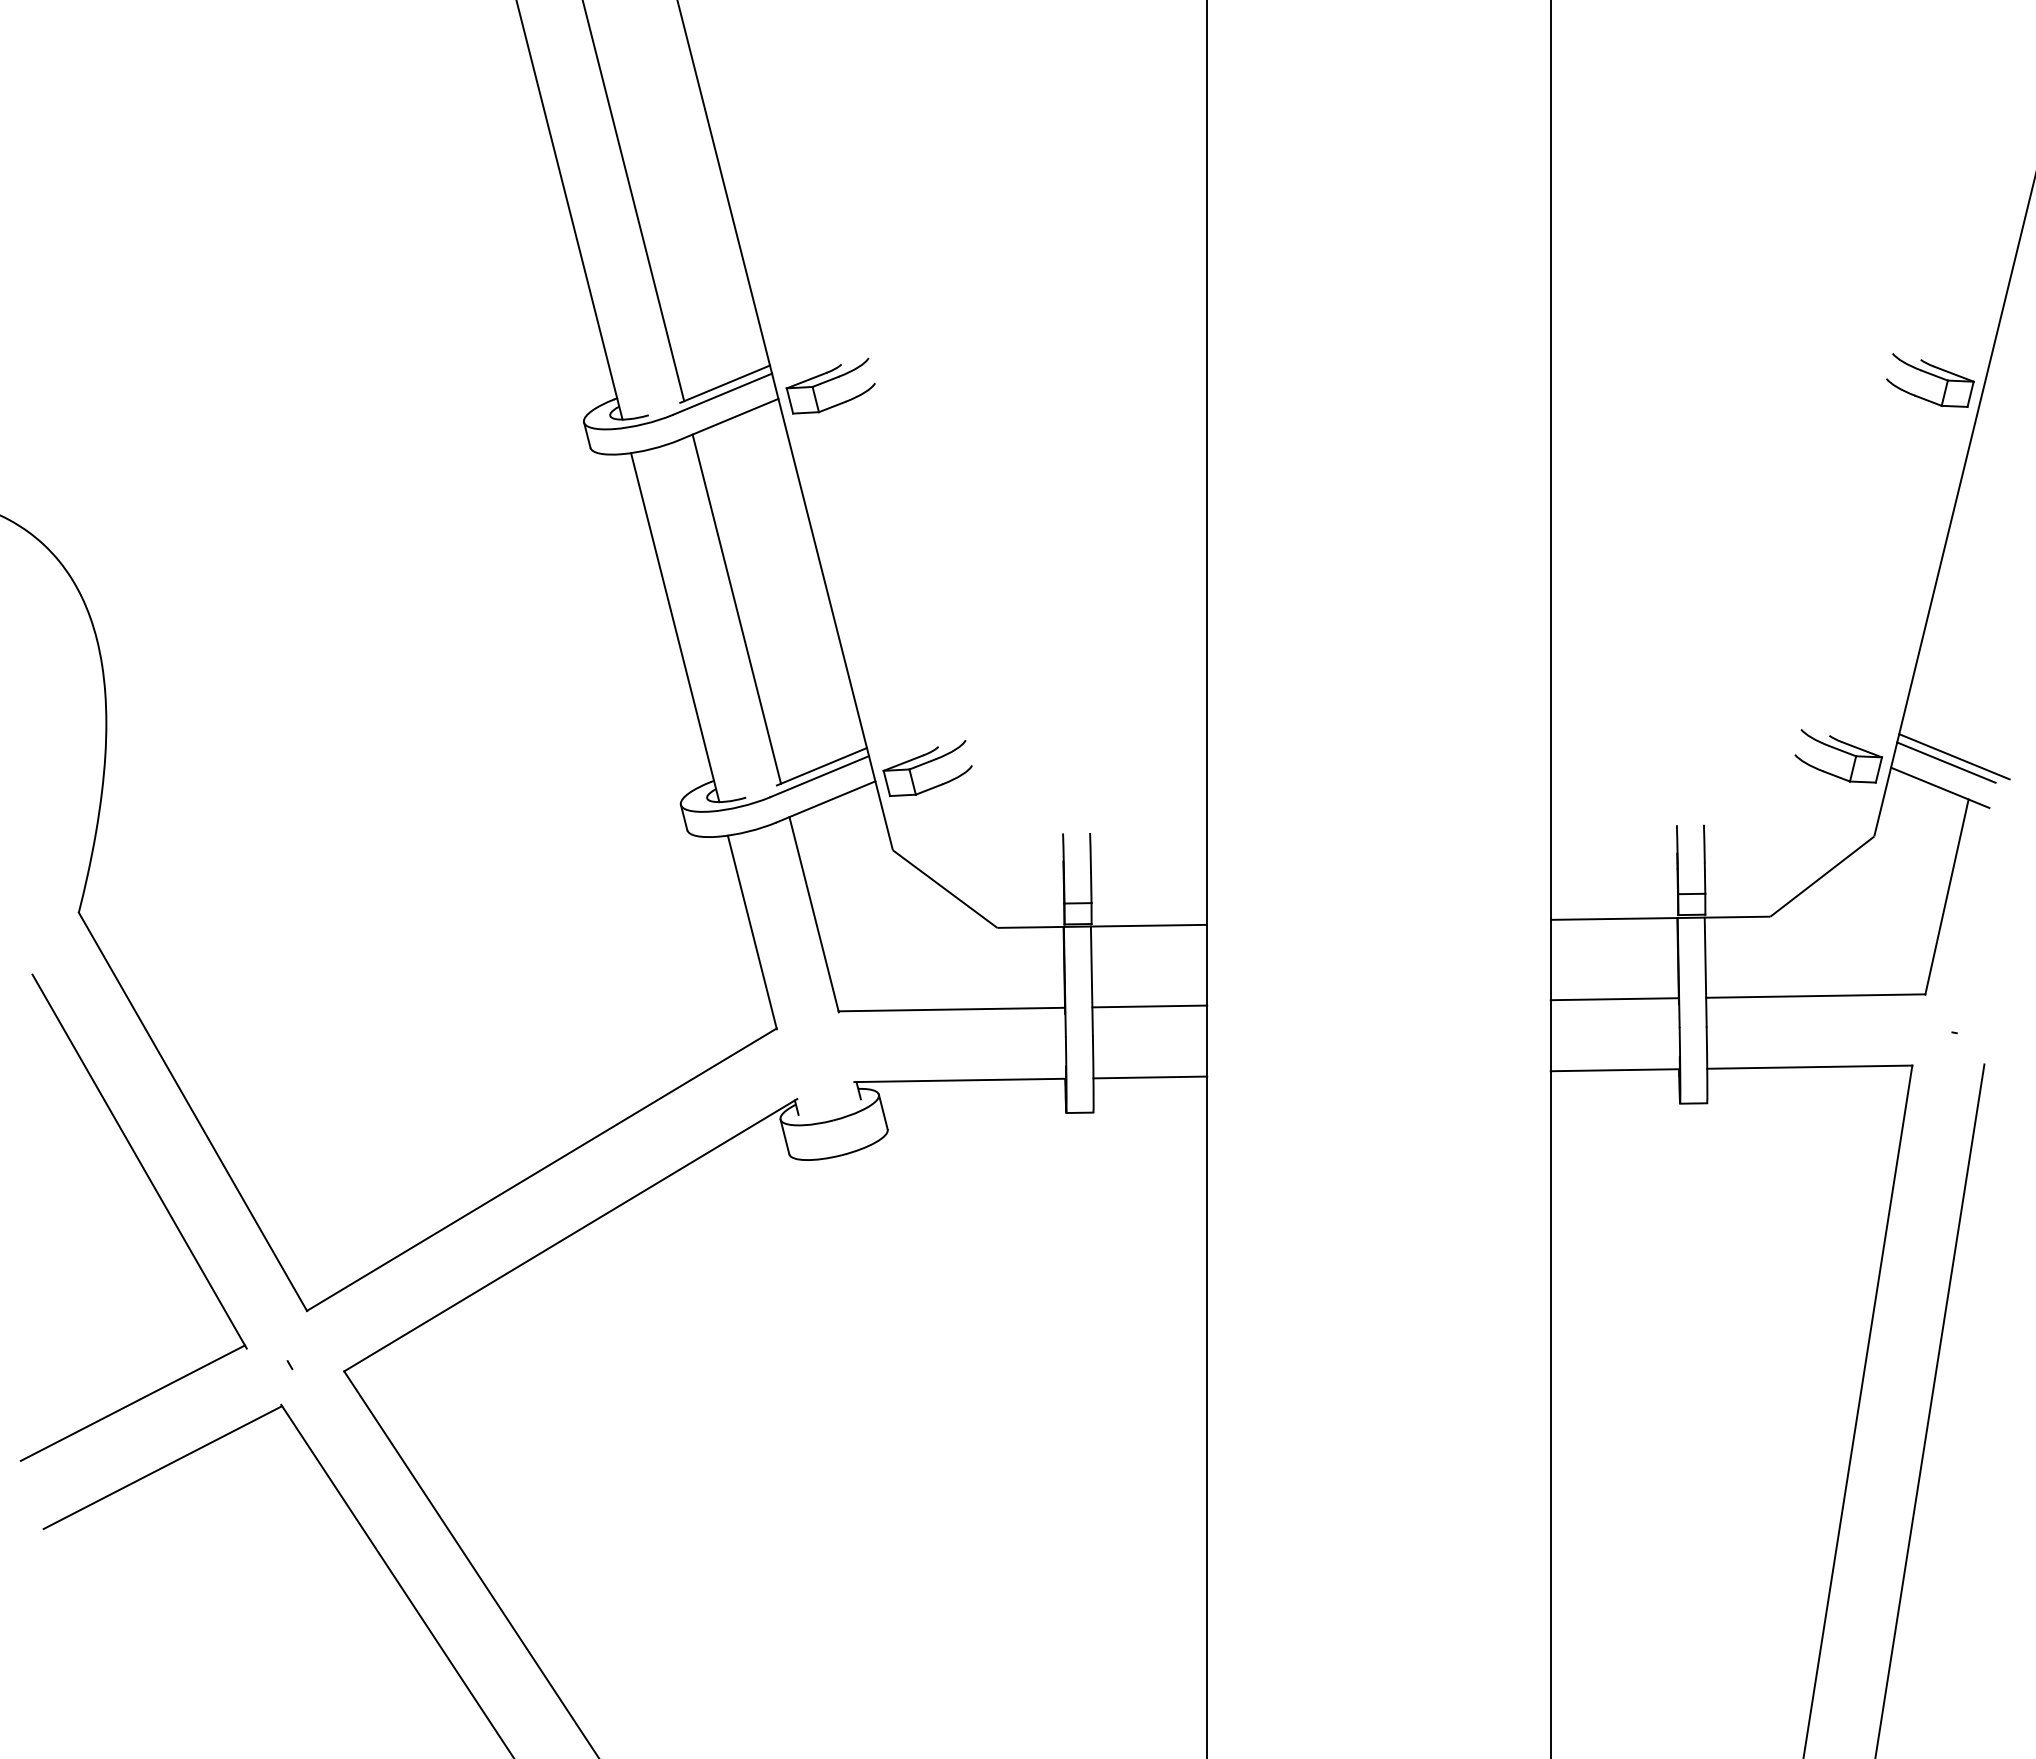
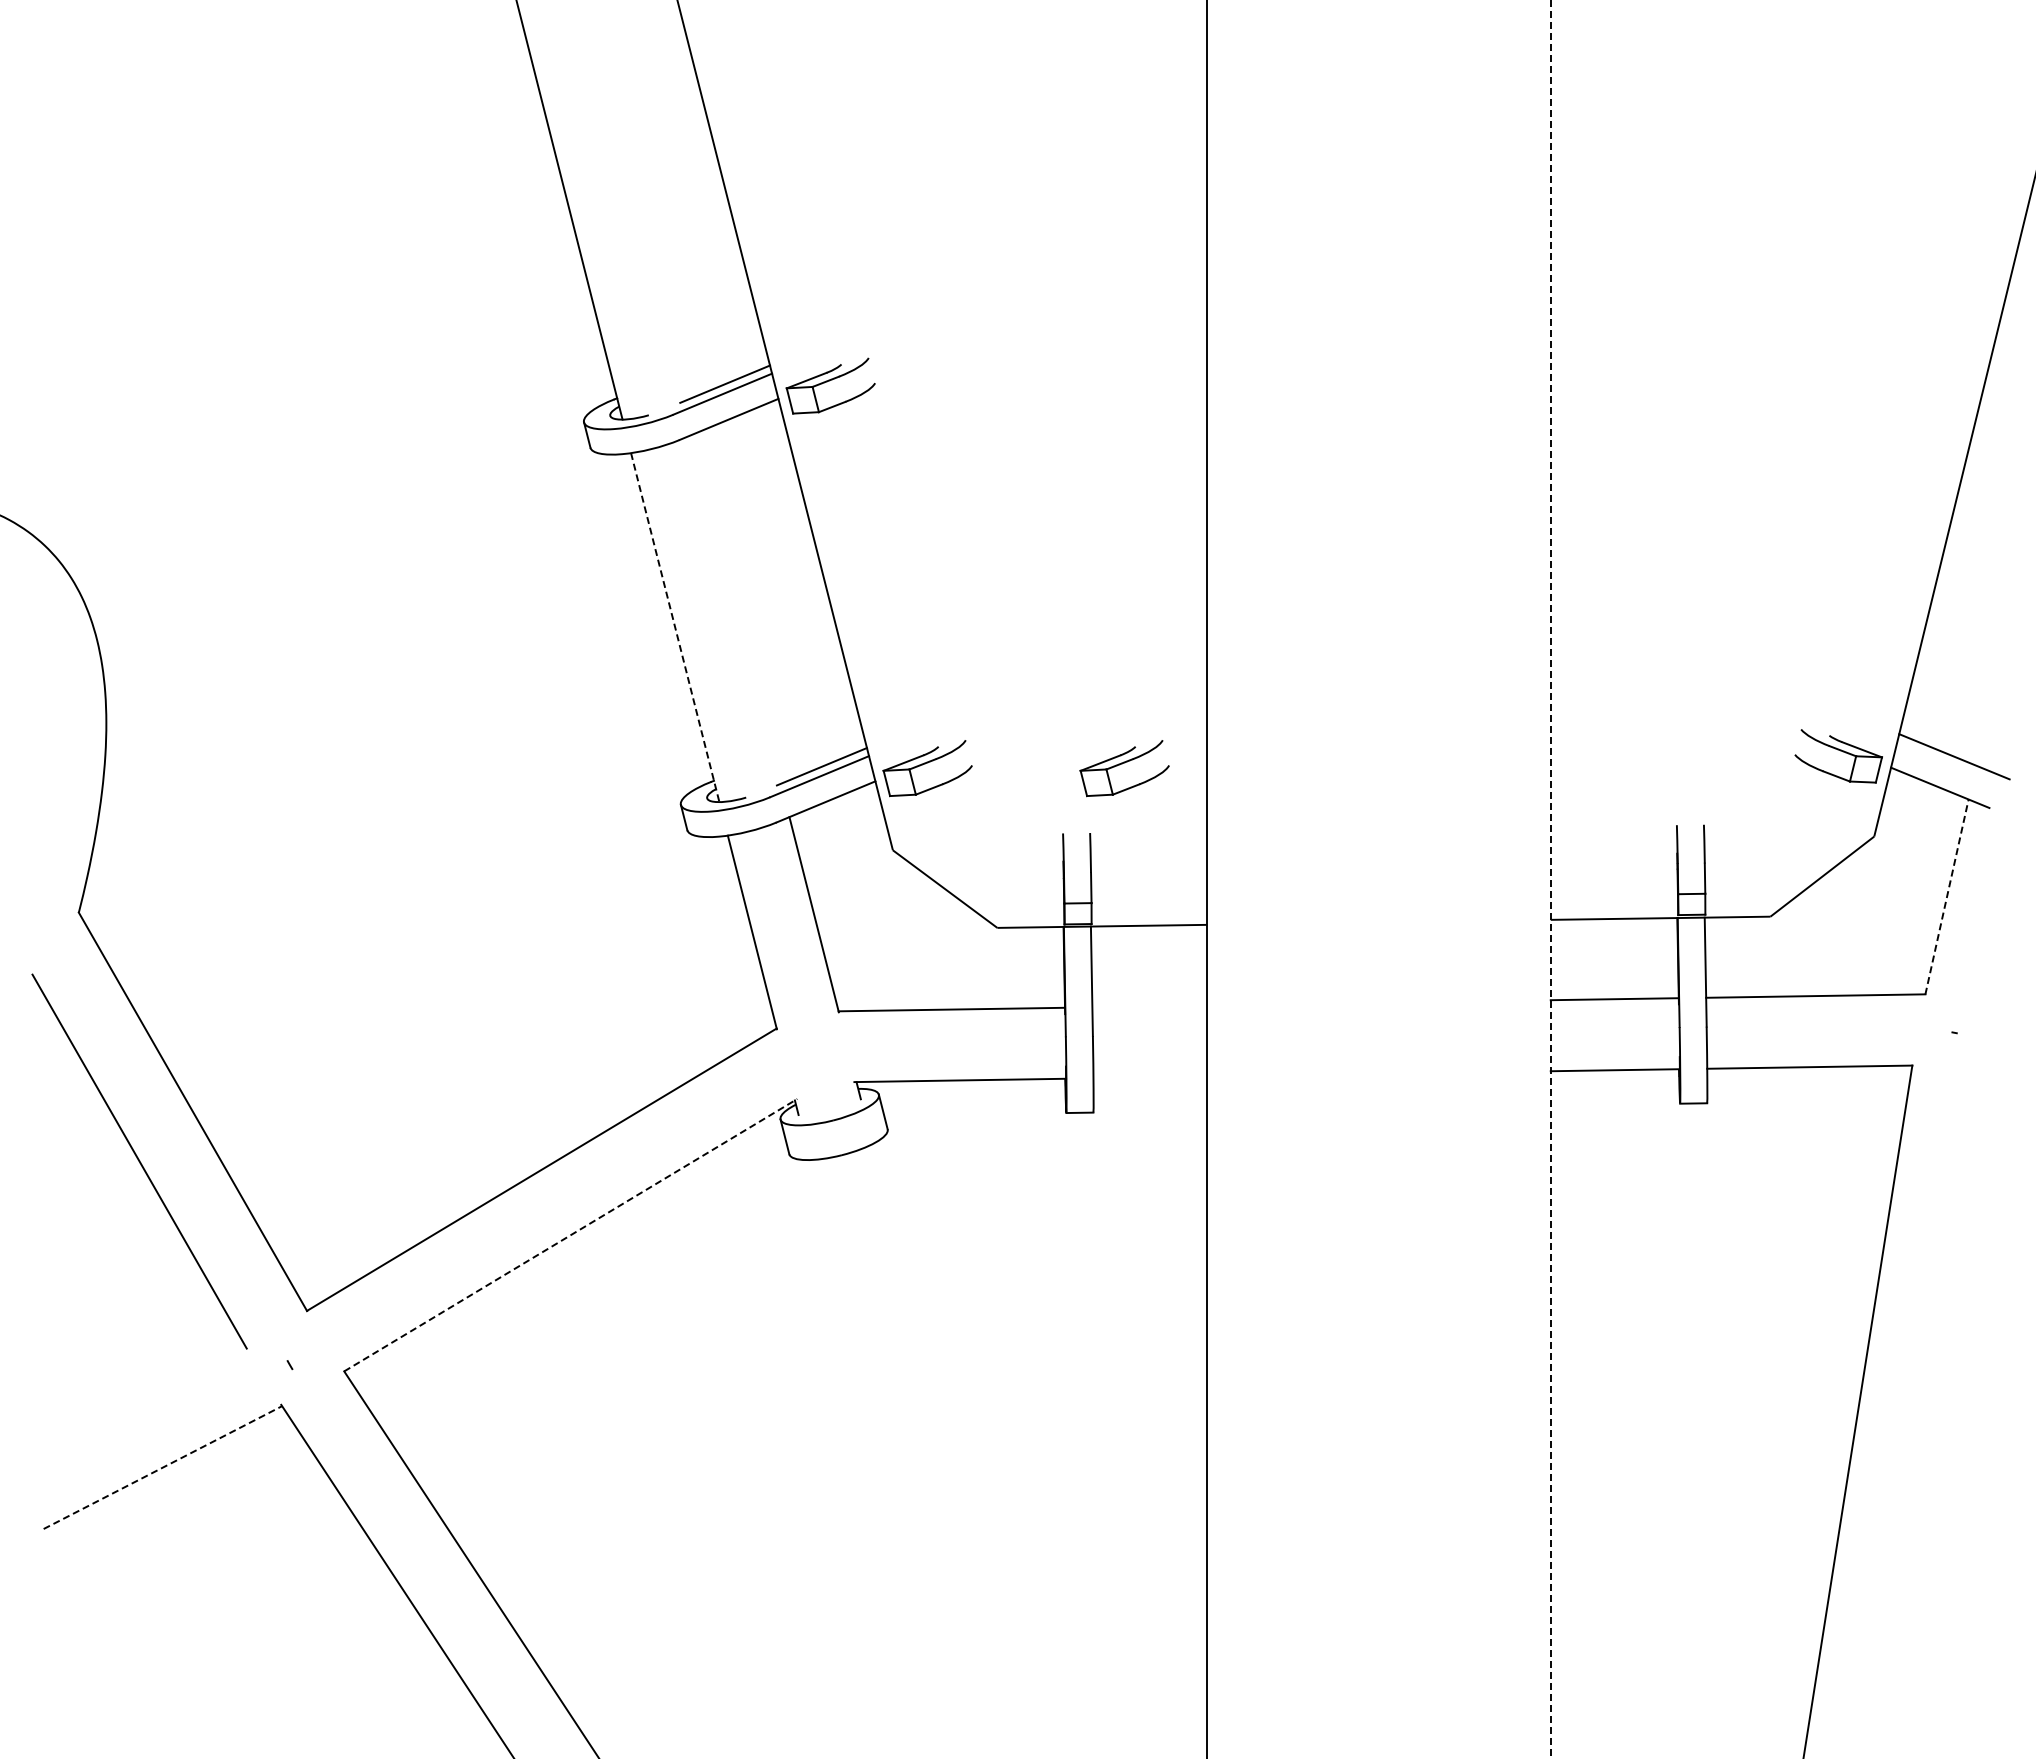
line: present -> none (633, 201)
part: present -> none (1930, 380)
line: present -> none (736, 608)
line: solid -> dashed (675, 628)
line: present -> none (1946, 762)
part: none -> present (1124, 768)
line: solid -> dashed (1550, 879)
line: solid -> dashed (1946, 897)
line: present -> none (1149, 1006)
line: present -> none (1150, 1077)
line: solid -> dashed (571, 1234)
line: present -> none (132, 1402)
line: present -> none (1929, 1409)
line: solid -> dashed (163, 1467)
